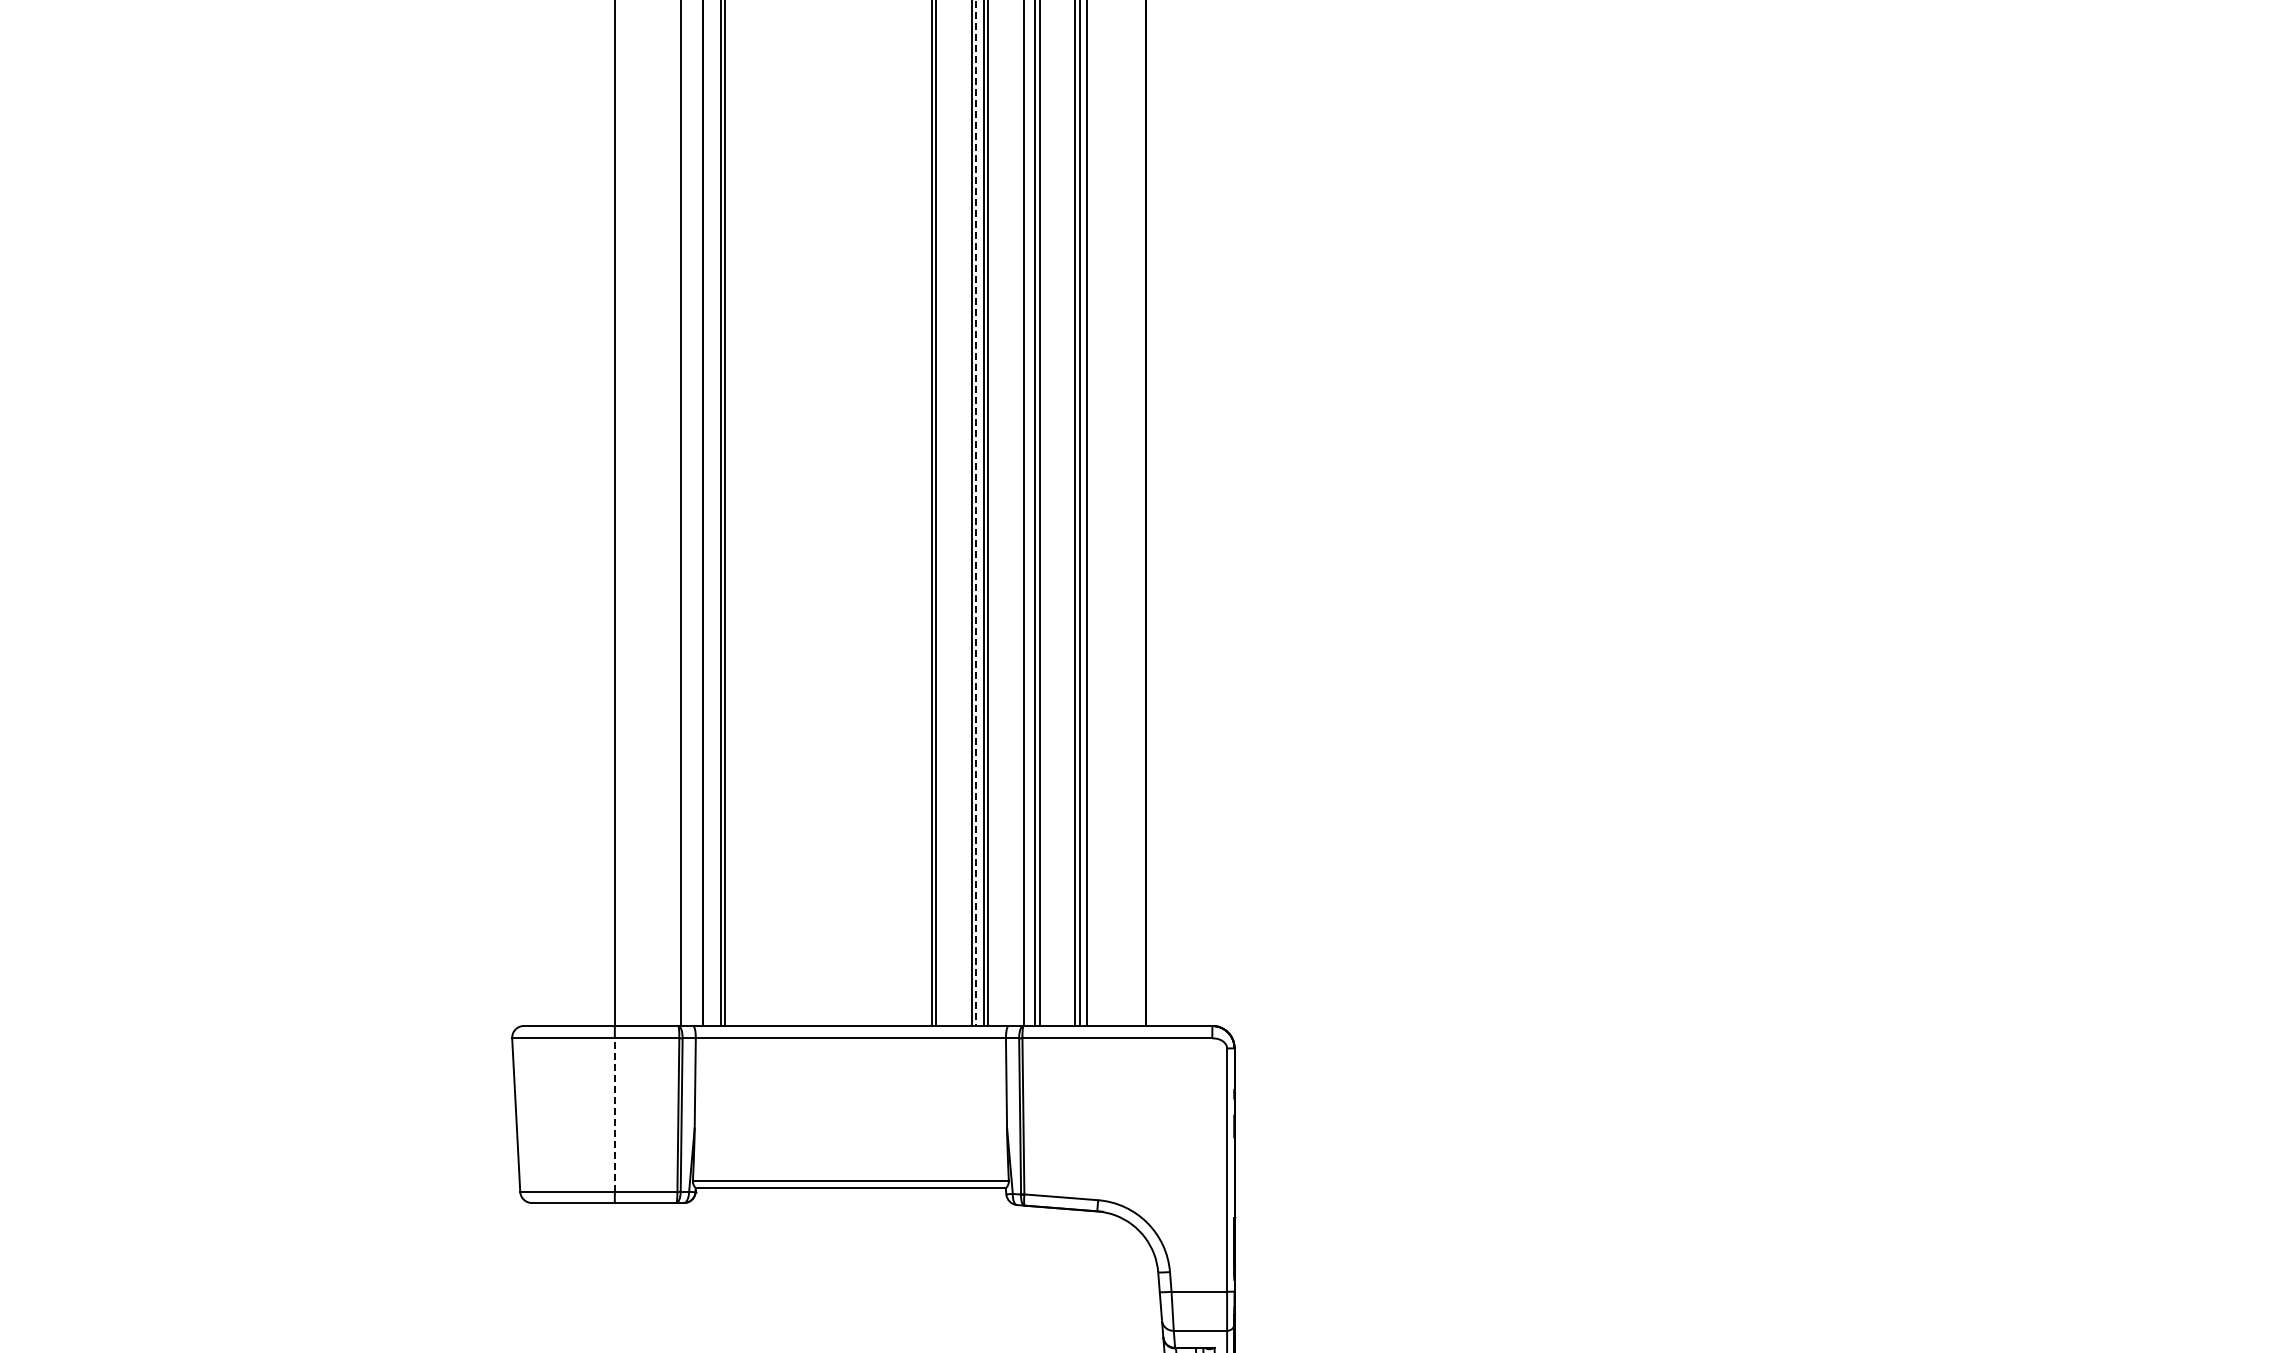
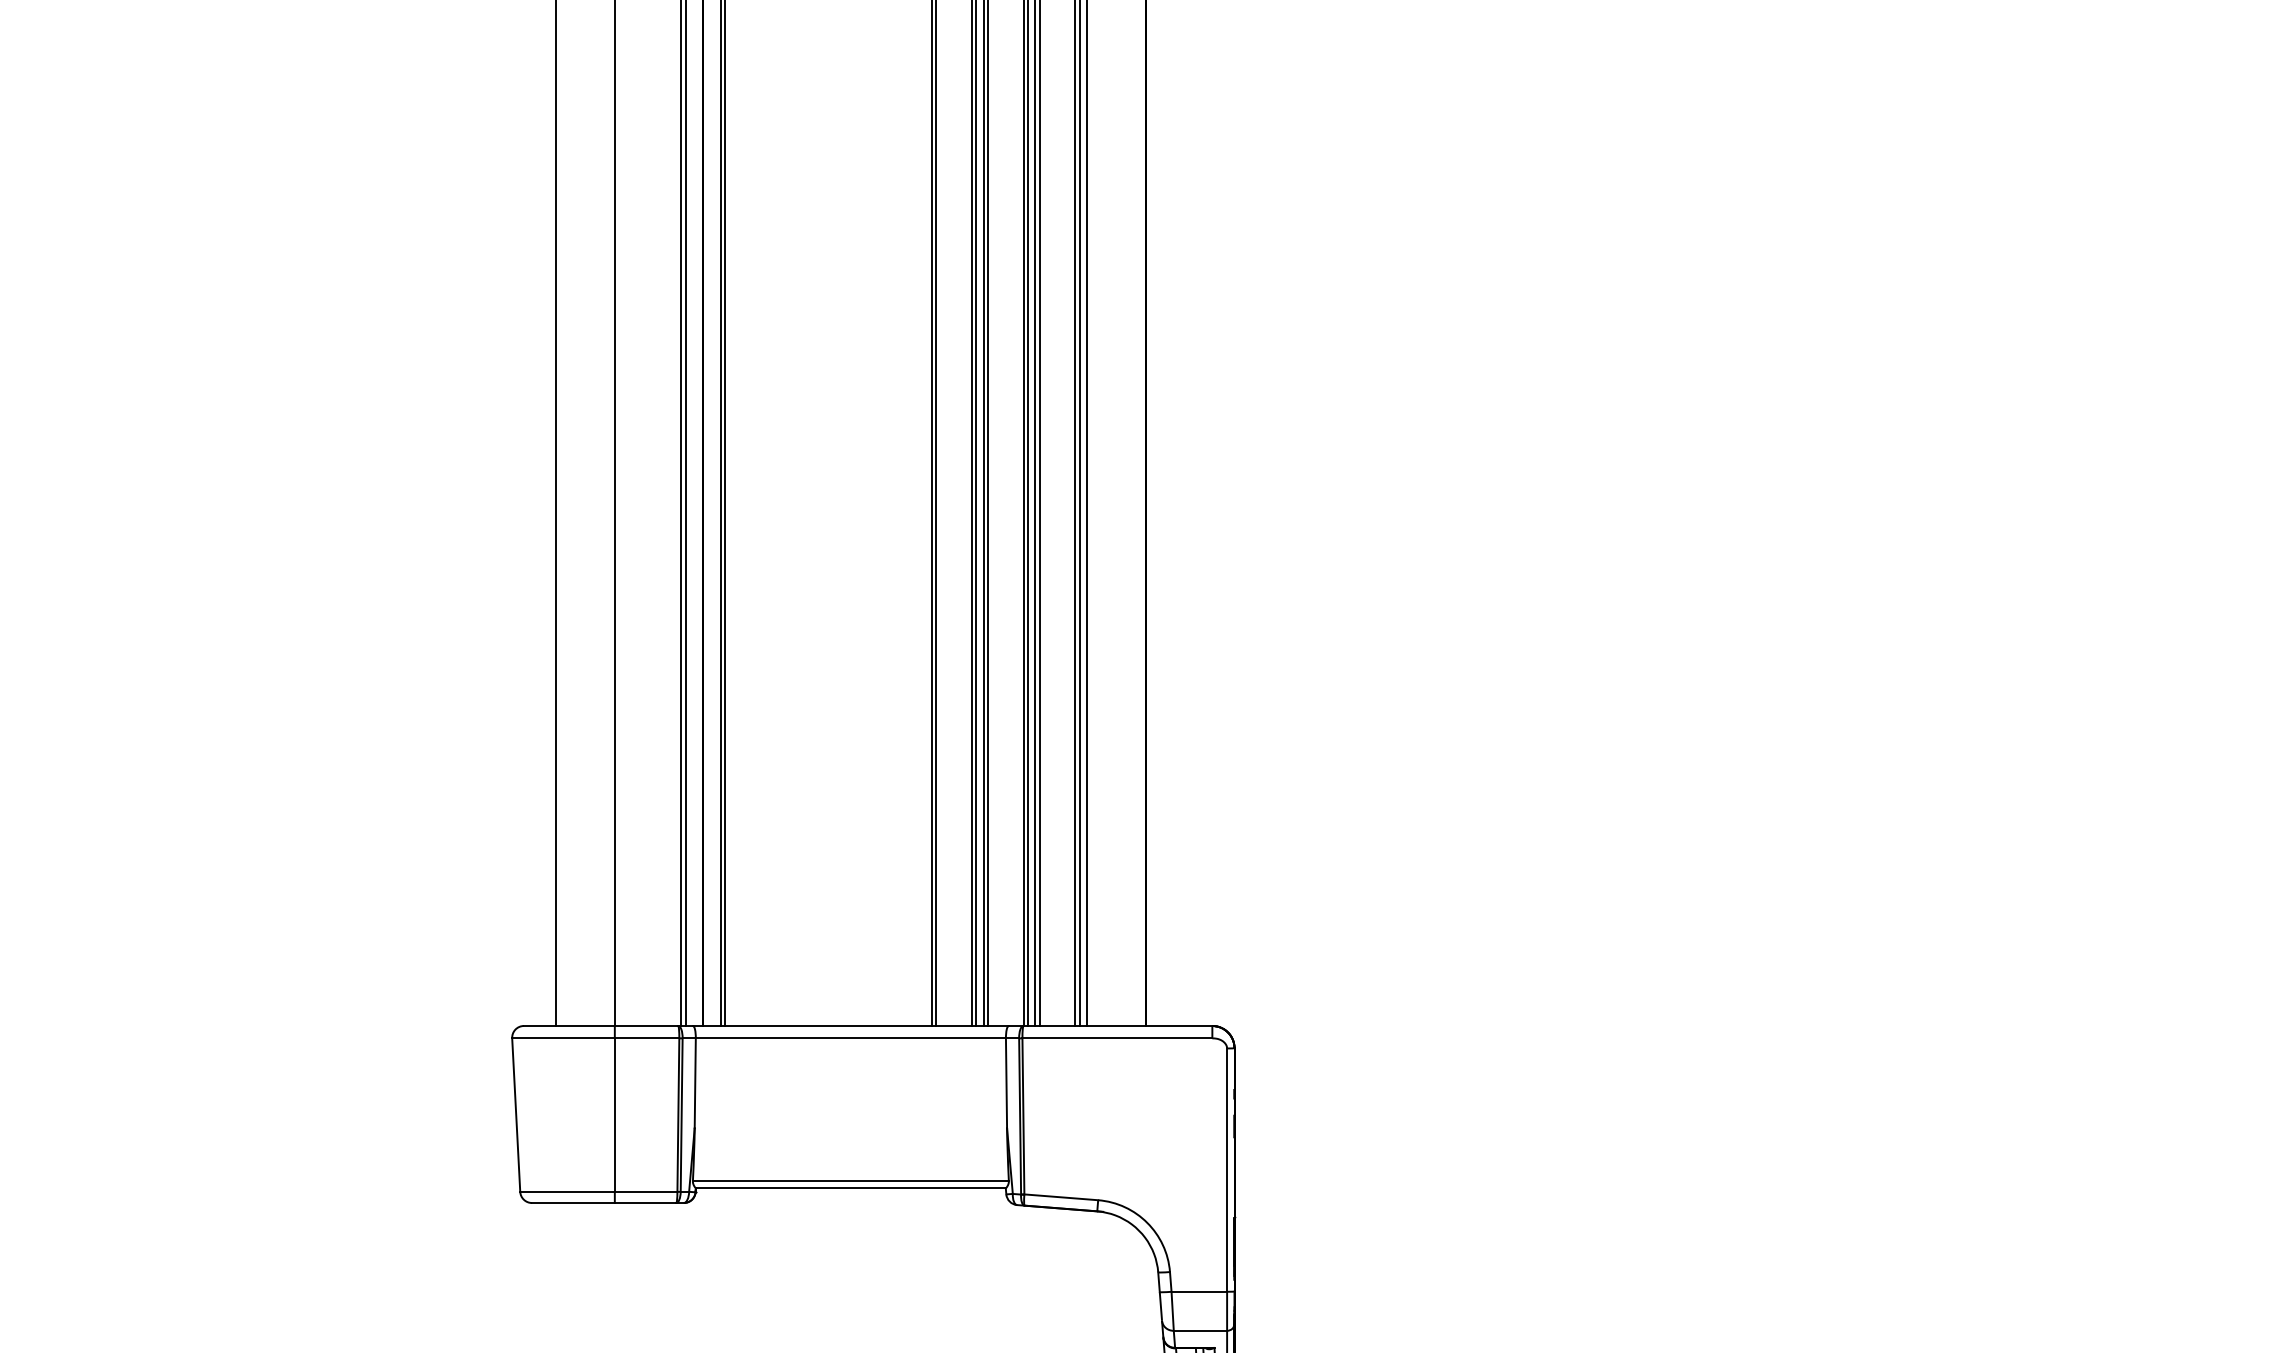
line: none -> present (555, 513)
line: none -> present (685, 513)
line: dashed -> solid (976, 513)
line: none -> present (1027, 513)
line: dashed -> solid (614, 1115)
